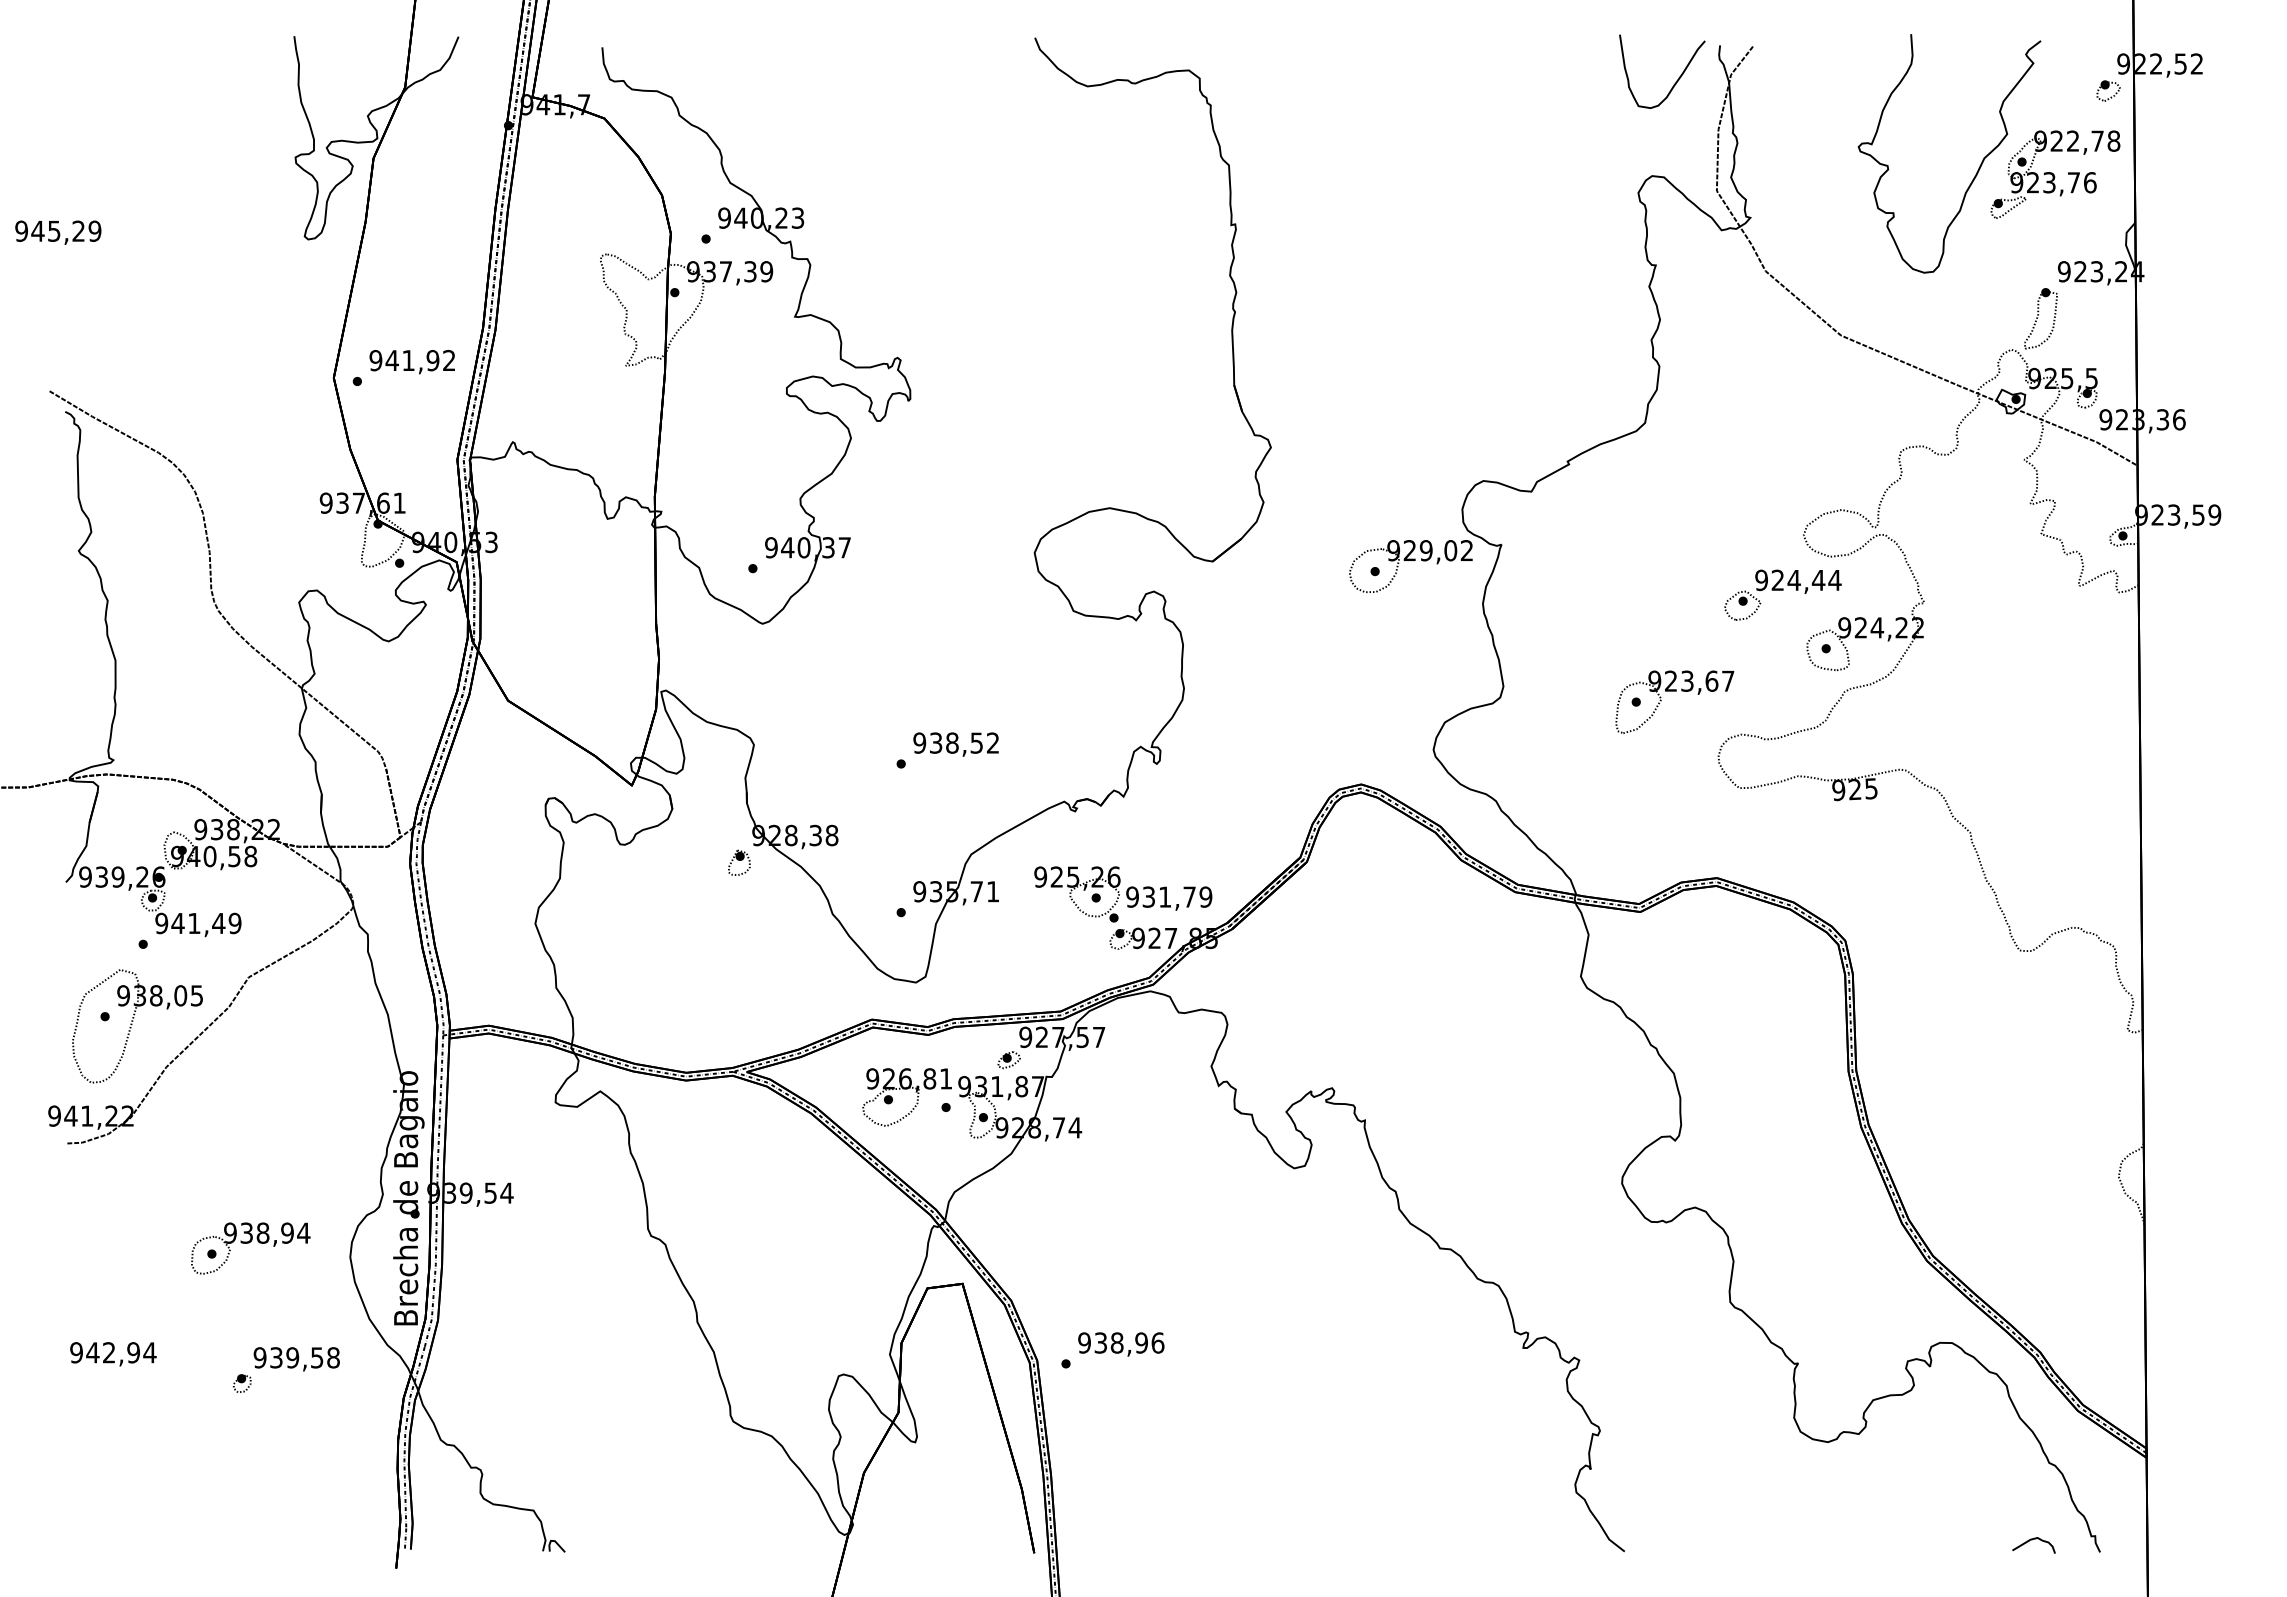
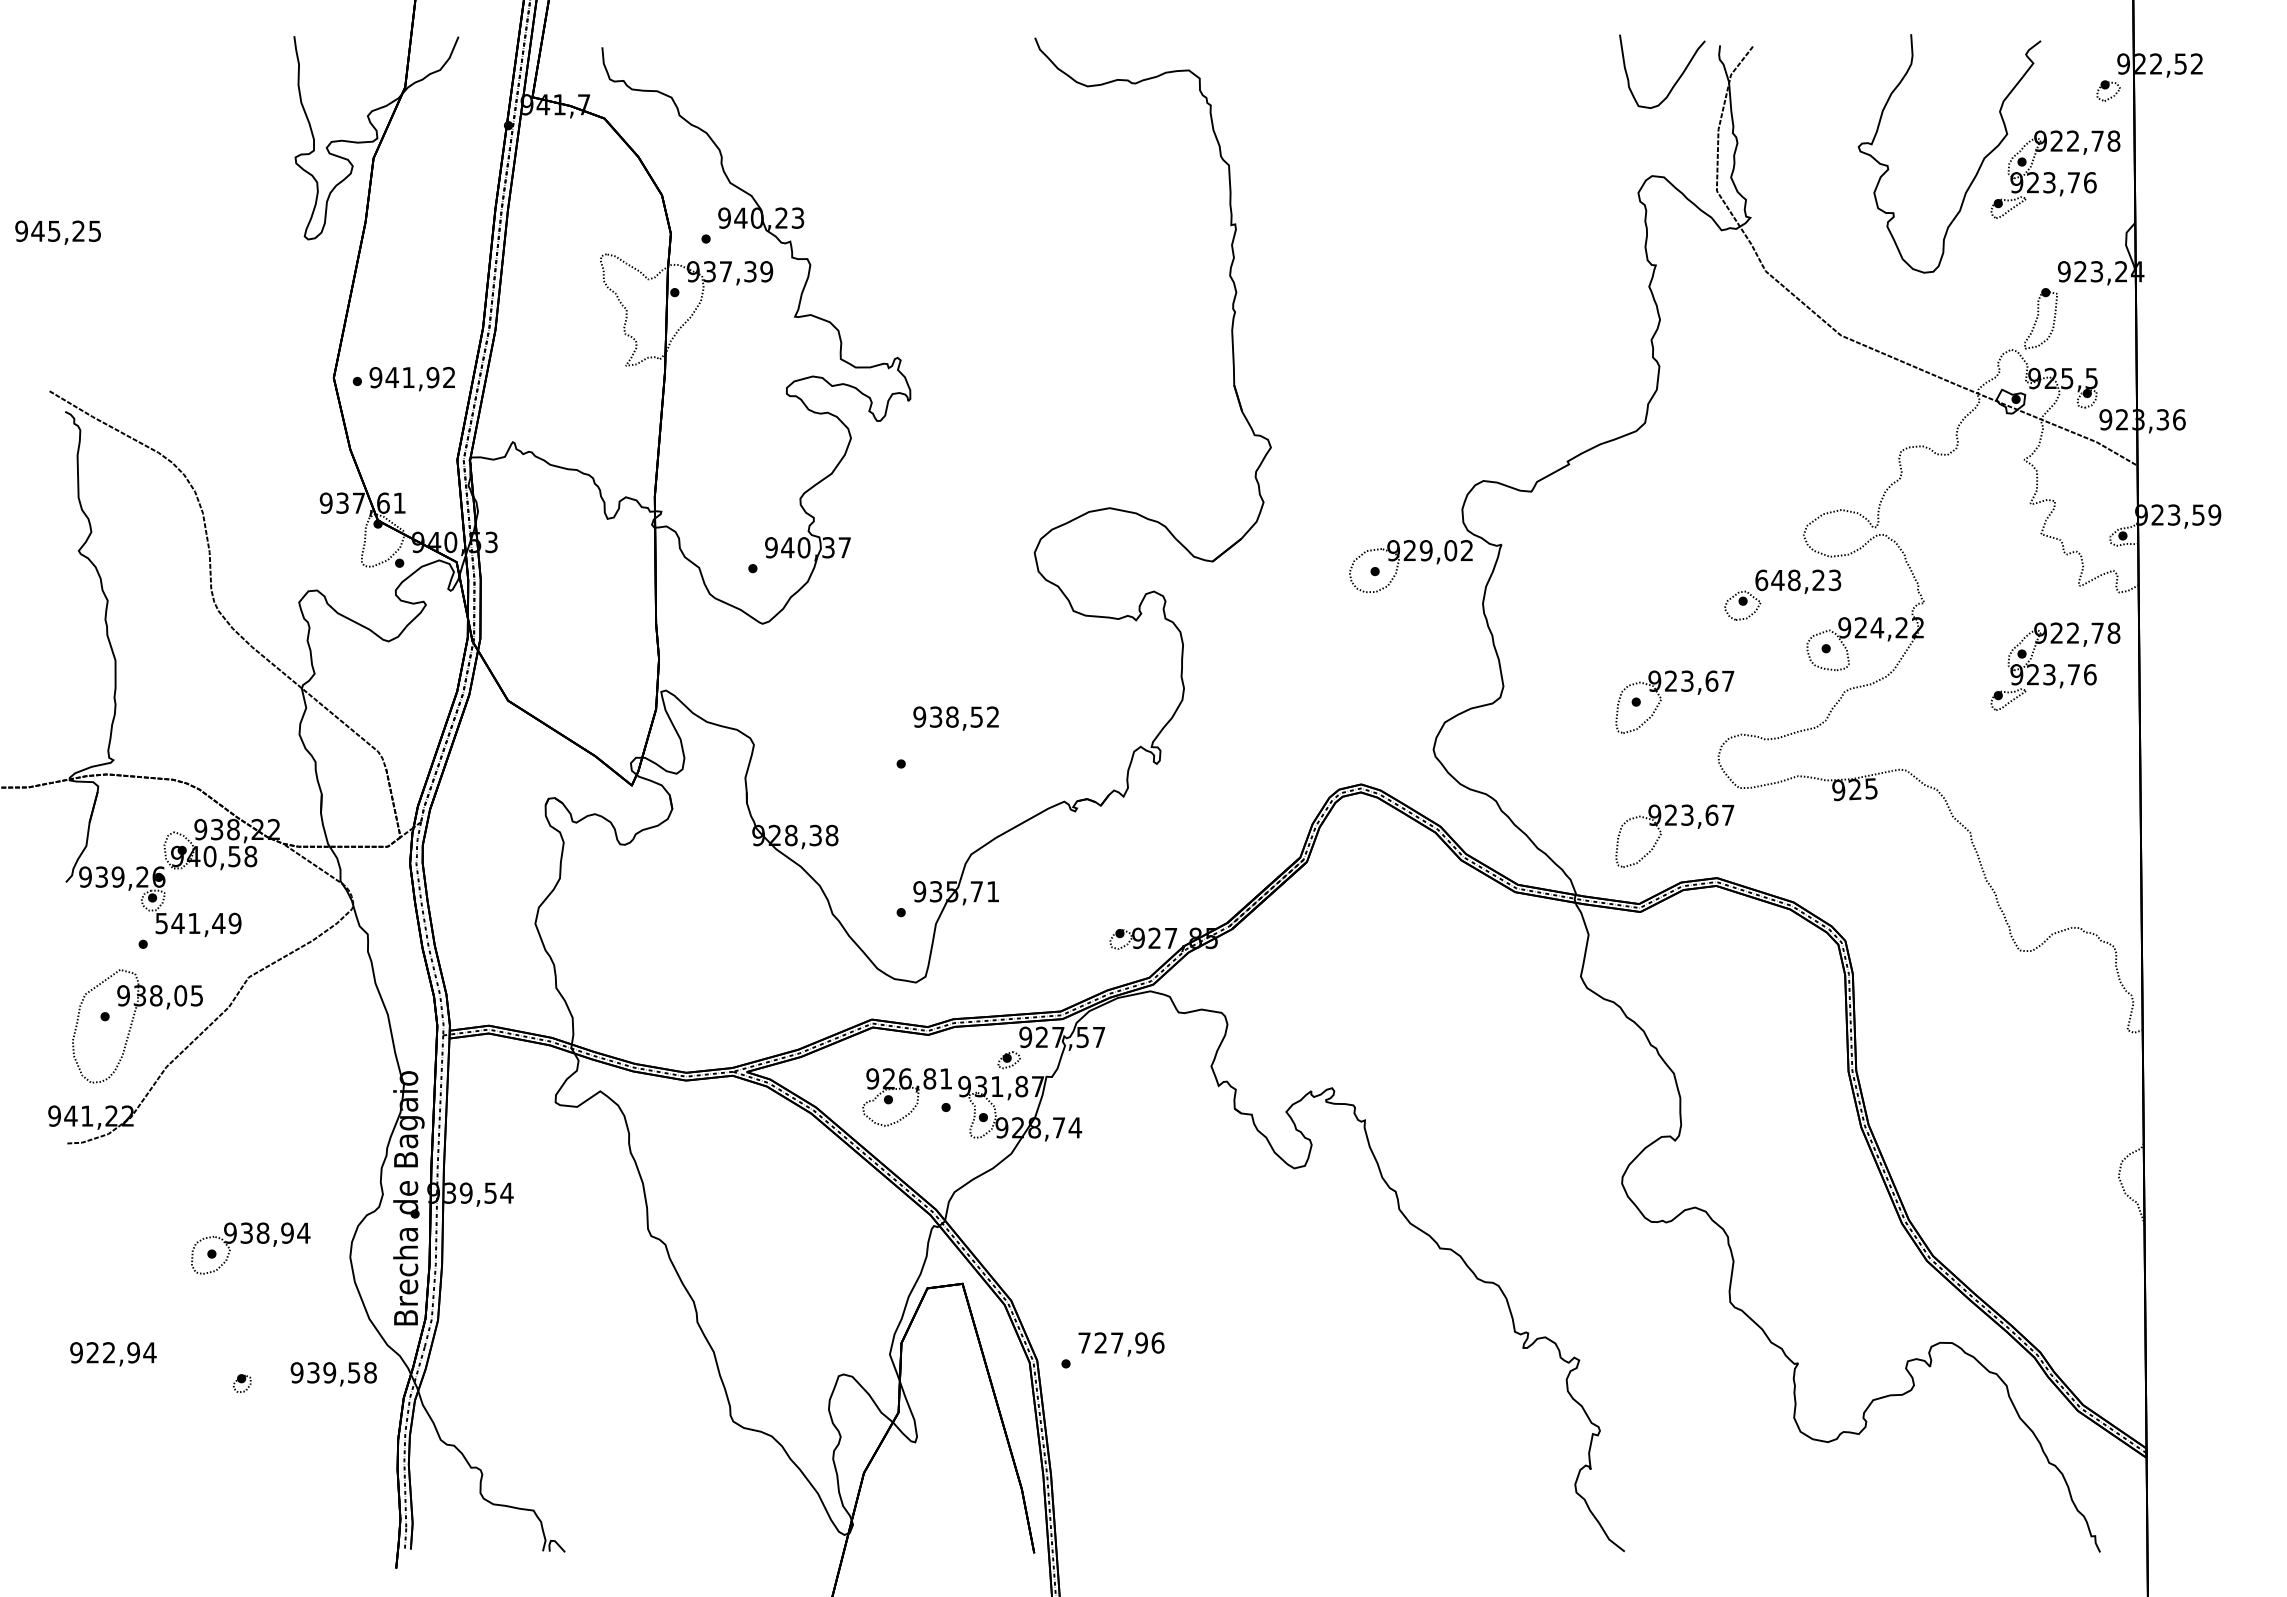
text: 945,29 -> 945,25 (94, 230)
text position: (411, 362) -> (411, 379) (411, 379)
text: 924,44 -> 648,23 (1798, 580)
part: none -> present (2055, 666)
text position: (955, 744) -> (955, 718) (955, 718)
part: none -> present (1674, 825)
part: present -> none (739, 862)
part: present -> none (1123, 894)
text: 941,49 -> 541,49 (161, 922)
text: 938,96 -> 727,96 (1100, 1342)
text: 942,94 -> 922,94 (92, 1352)
text position: (296, 1359) -> (333, 1374) (333, 1374)
curve: present -> none (2032, 1540)
